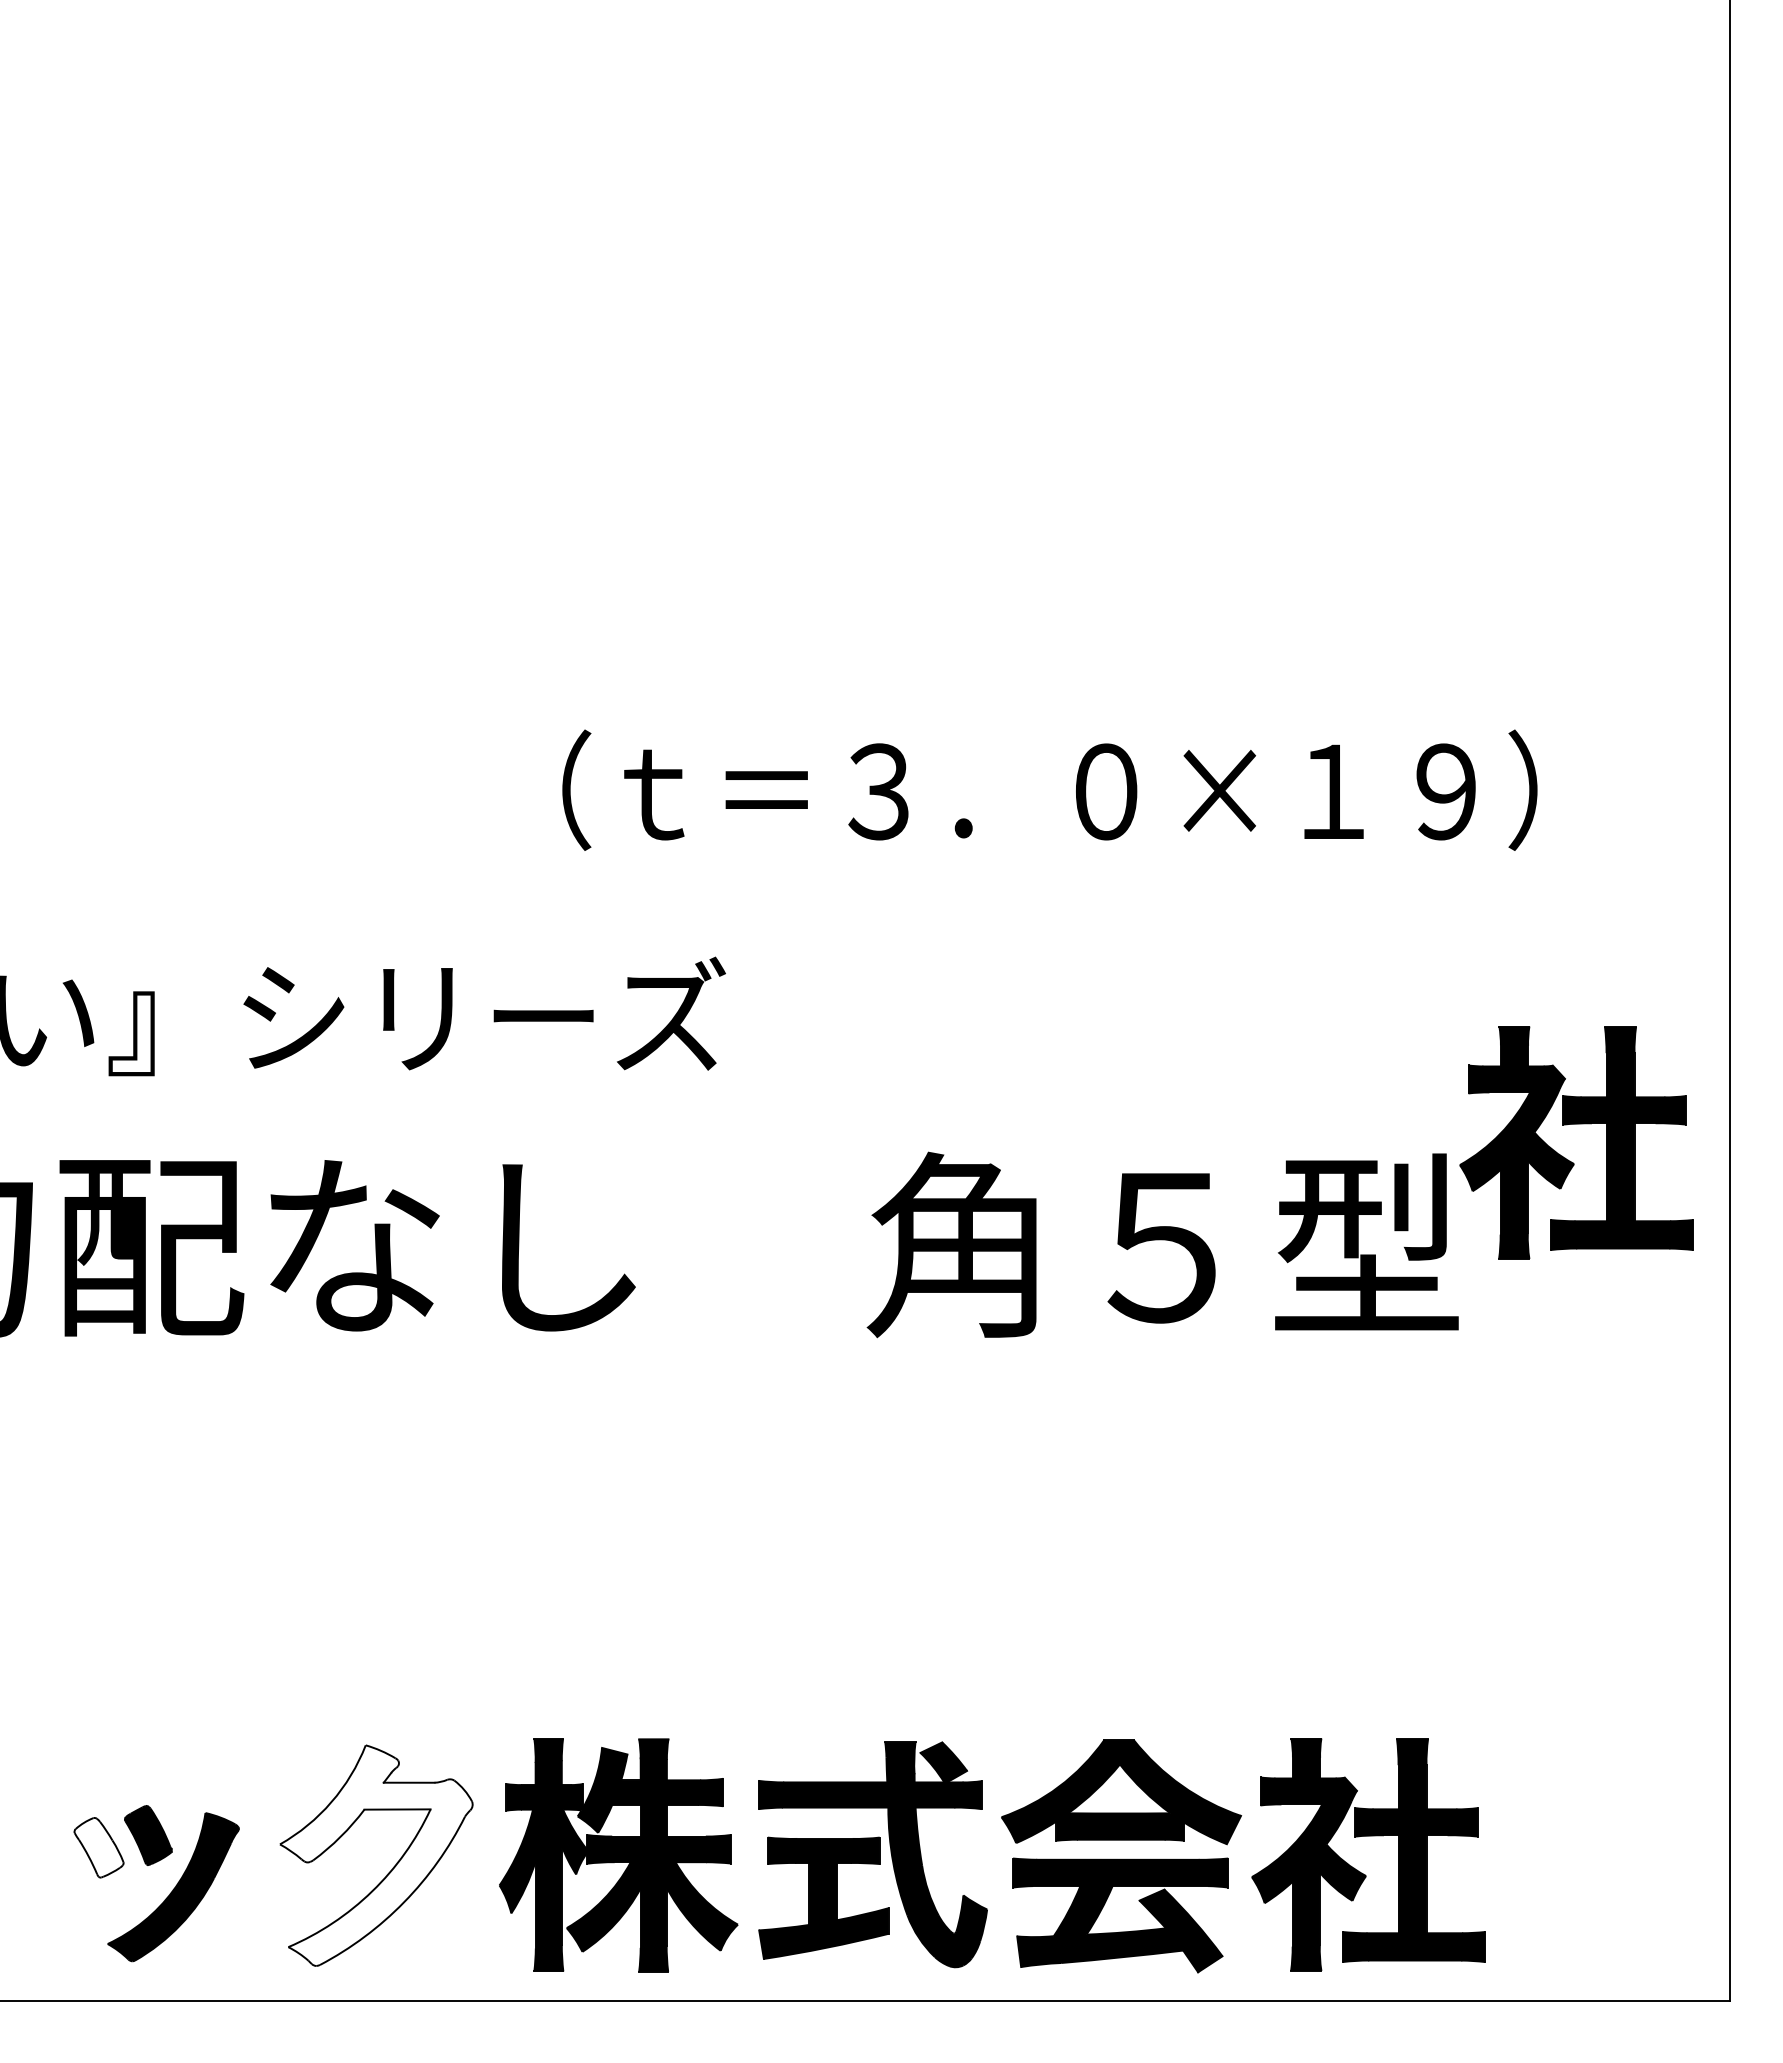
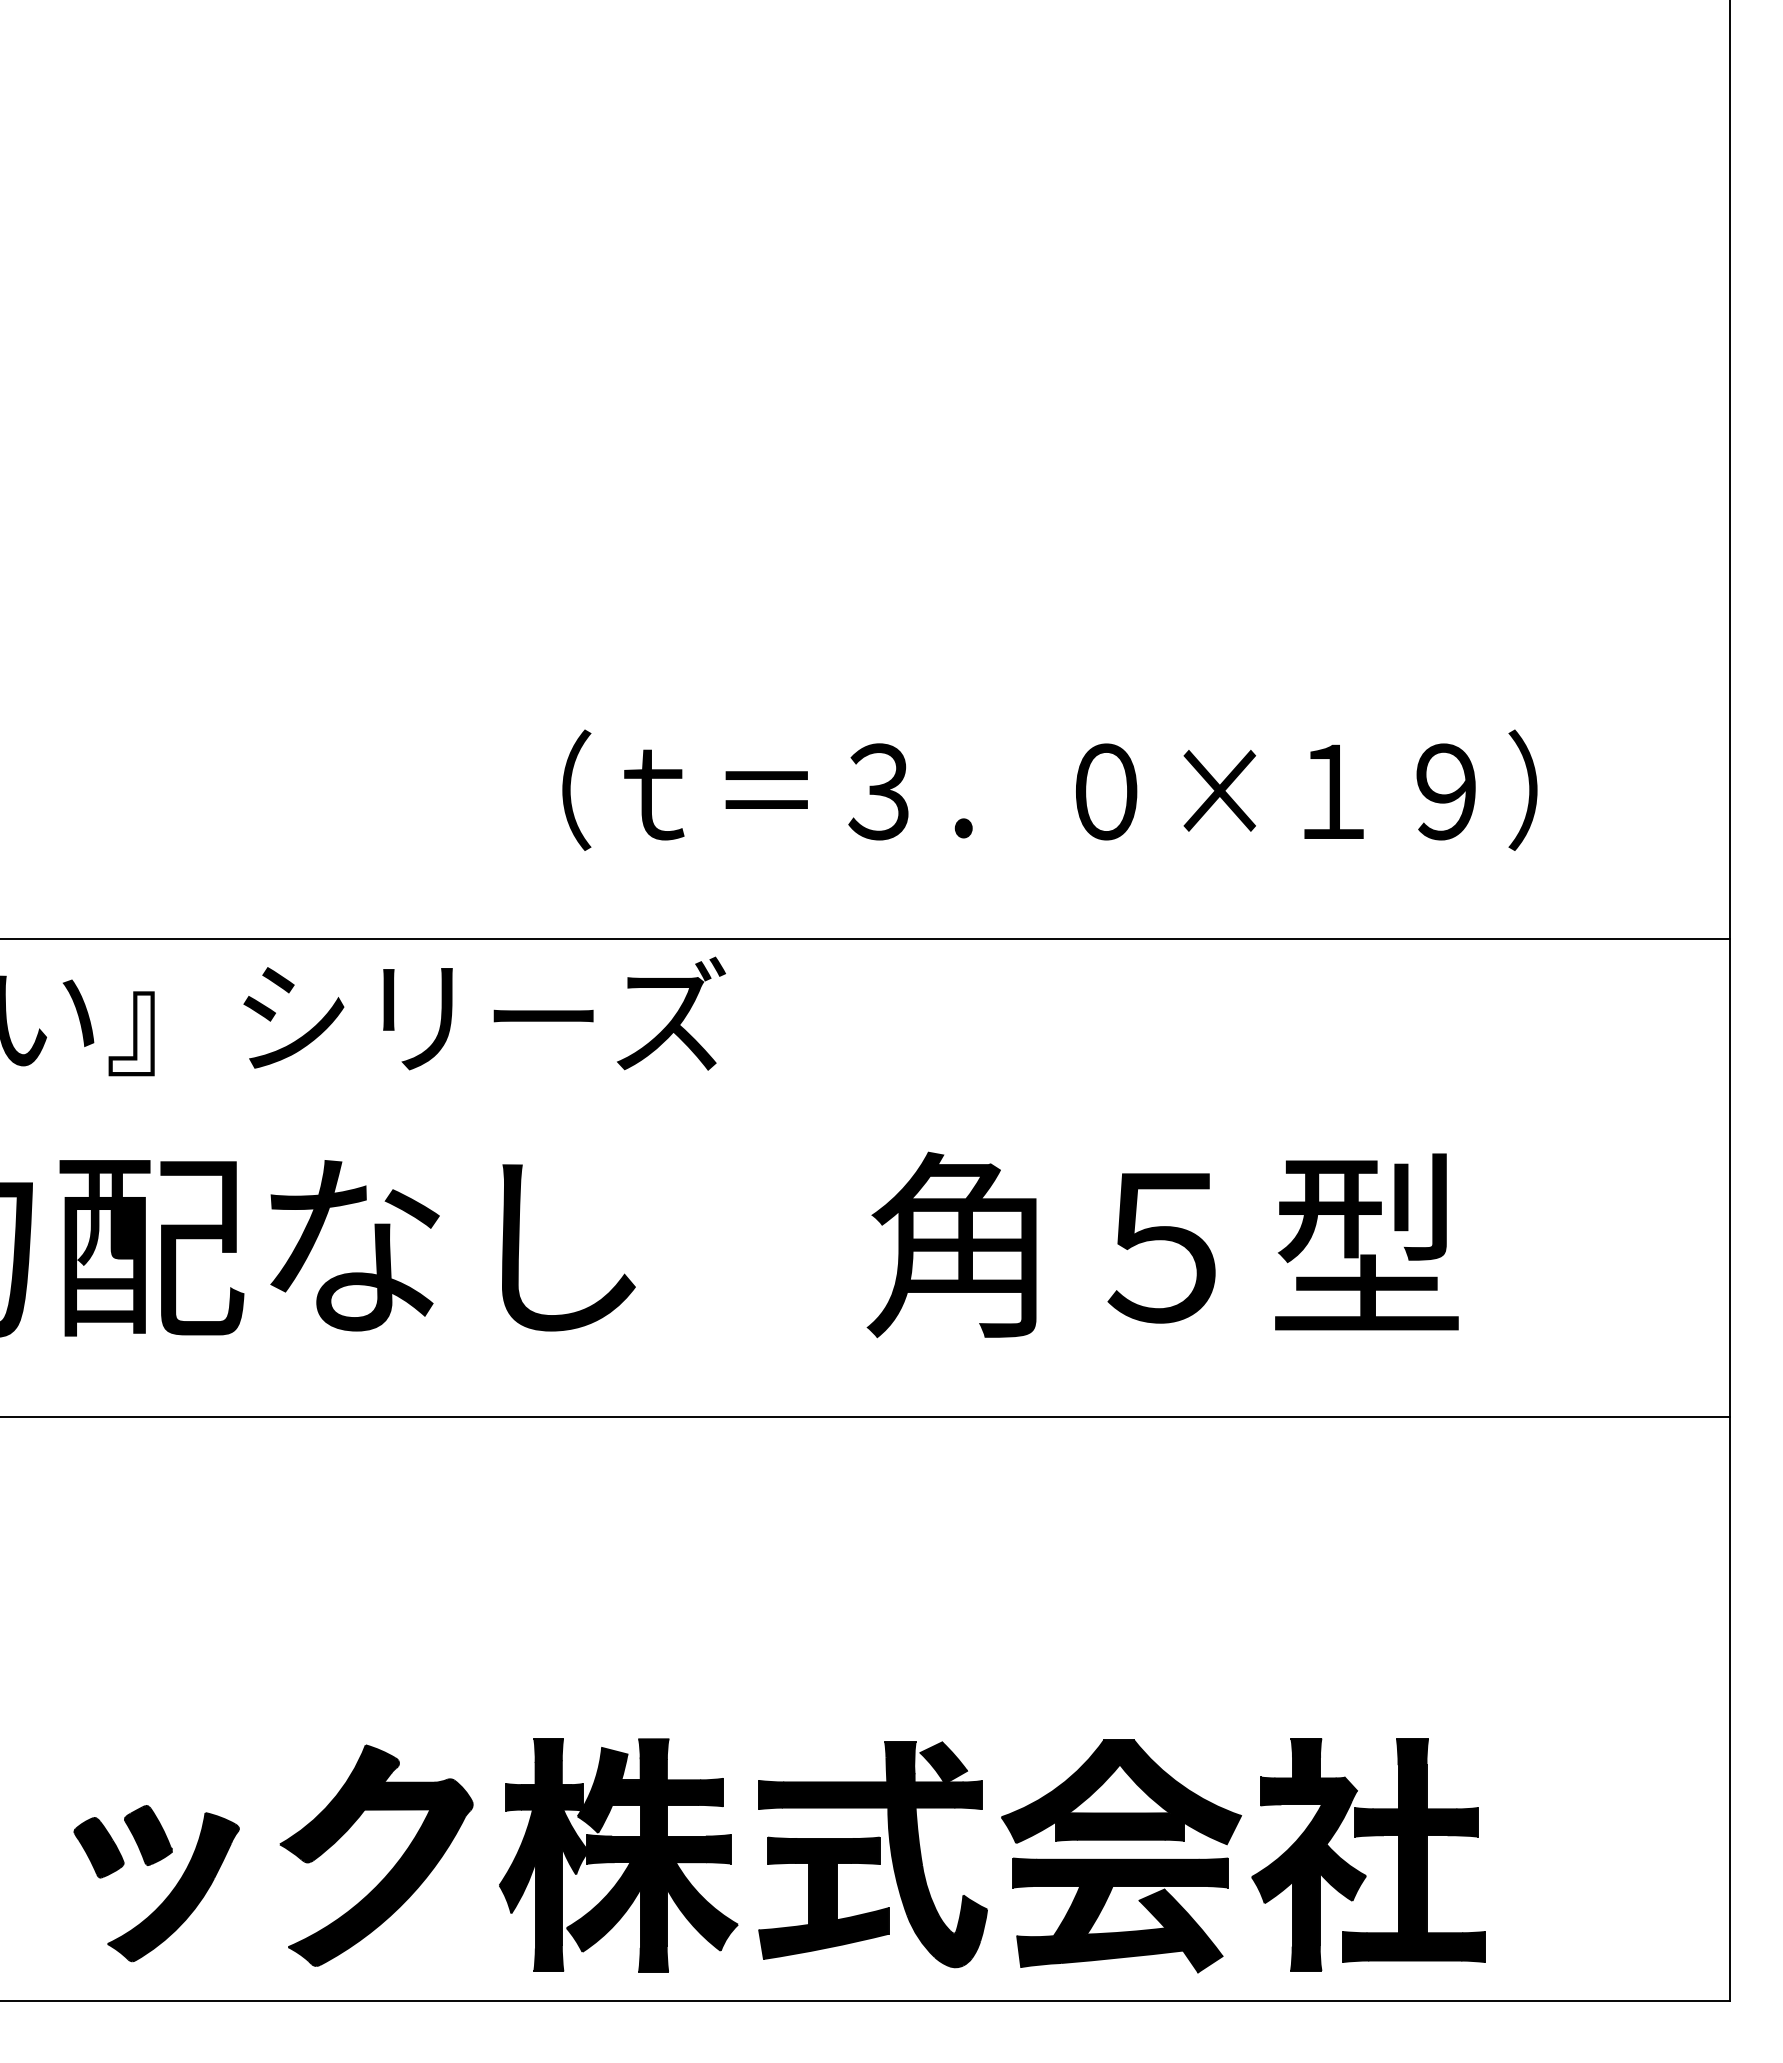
line: none -> present (865, 939)
part: present -> none (1576, 1124)
line: none -> present (865, 1417)
fill: none -> present (98, 1847)
fill: none -> present (376, 1855)
